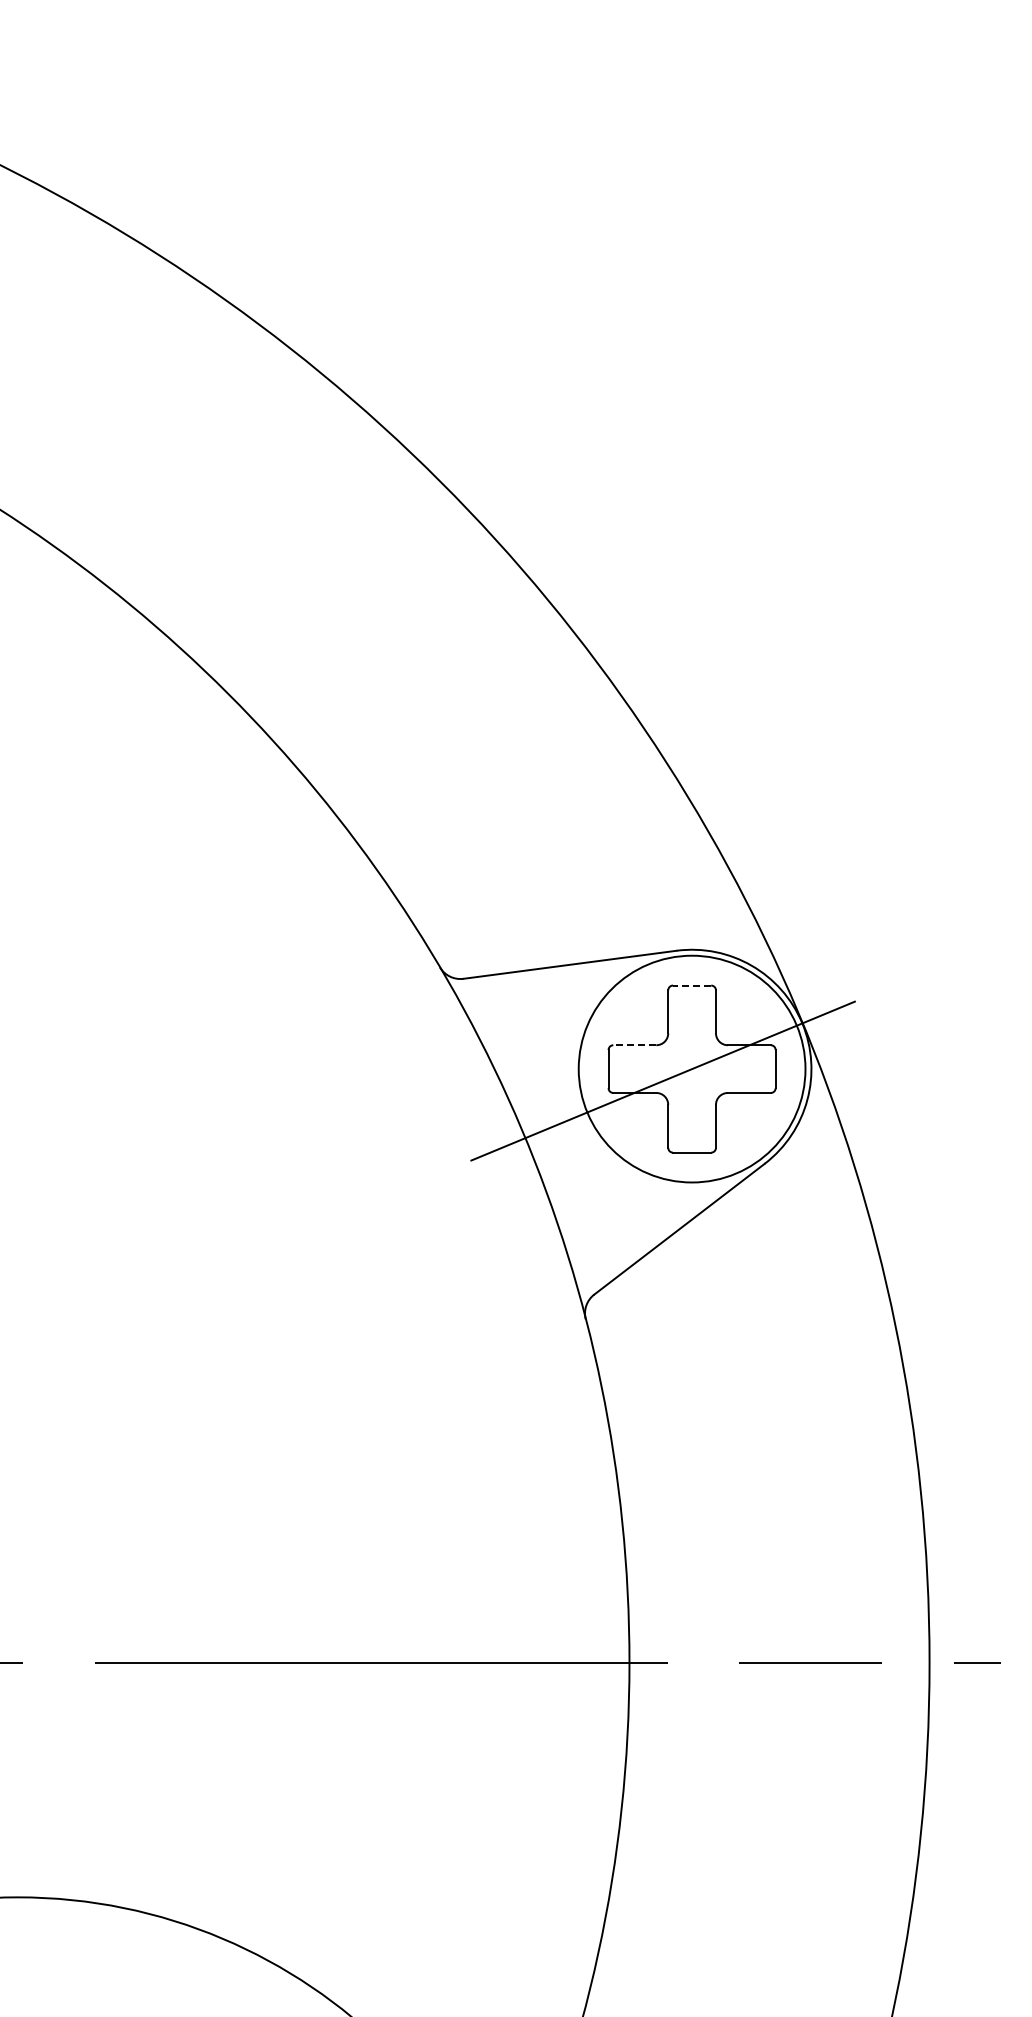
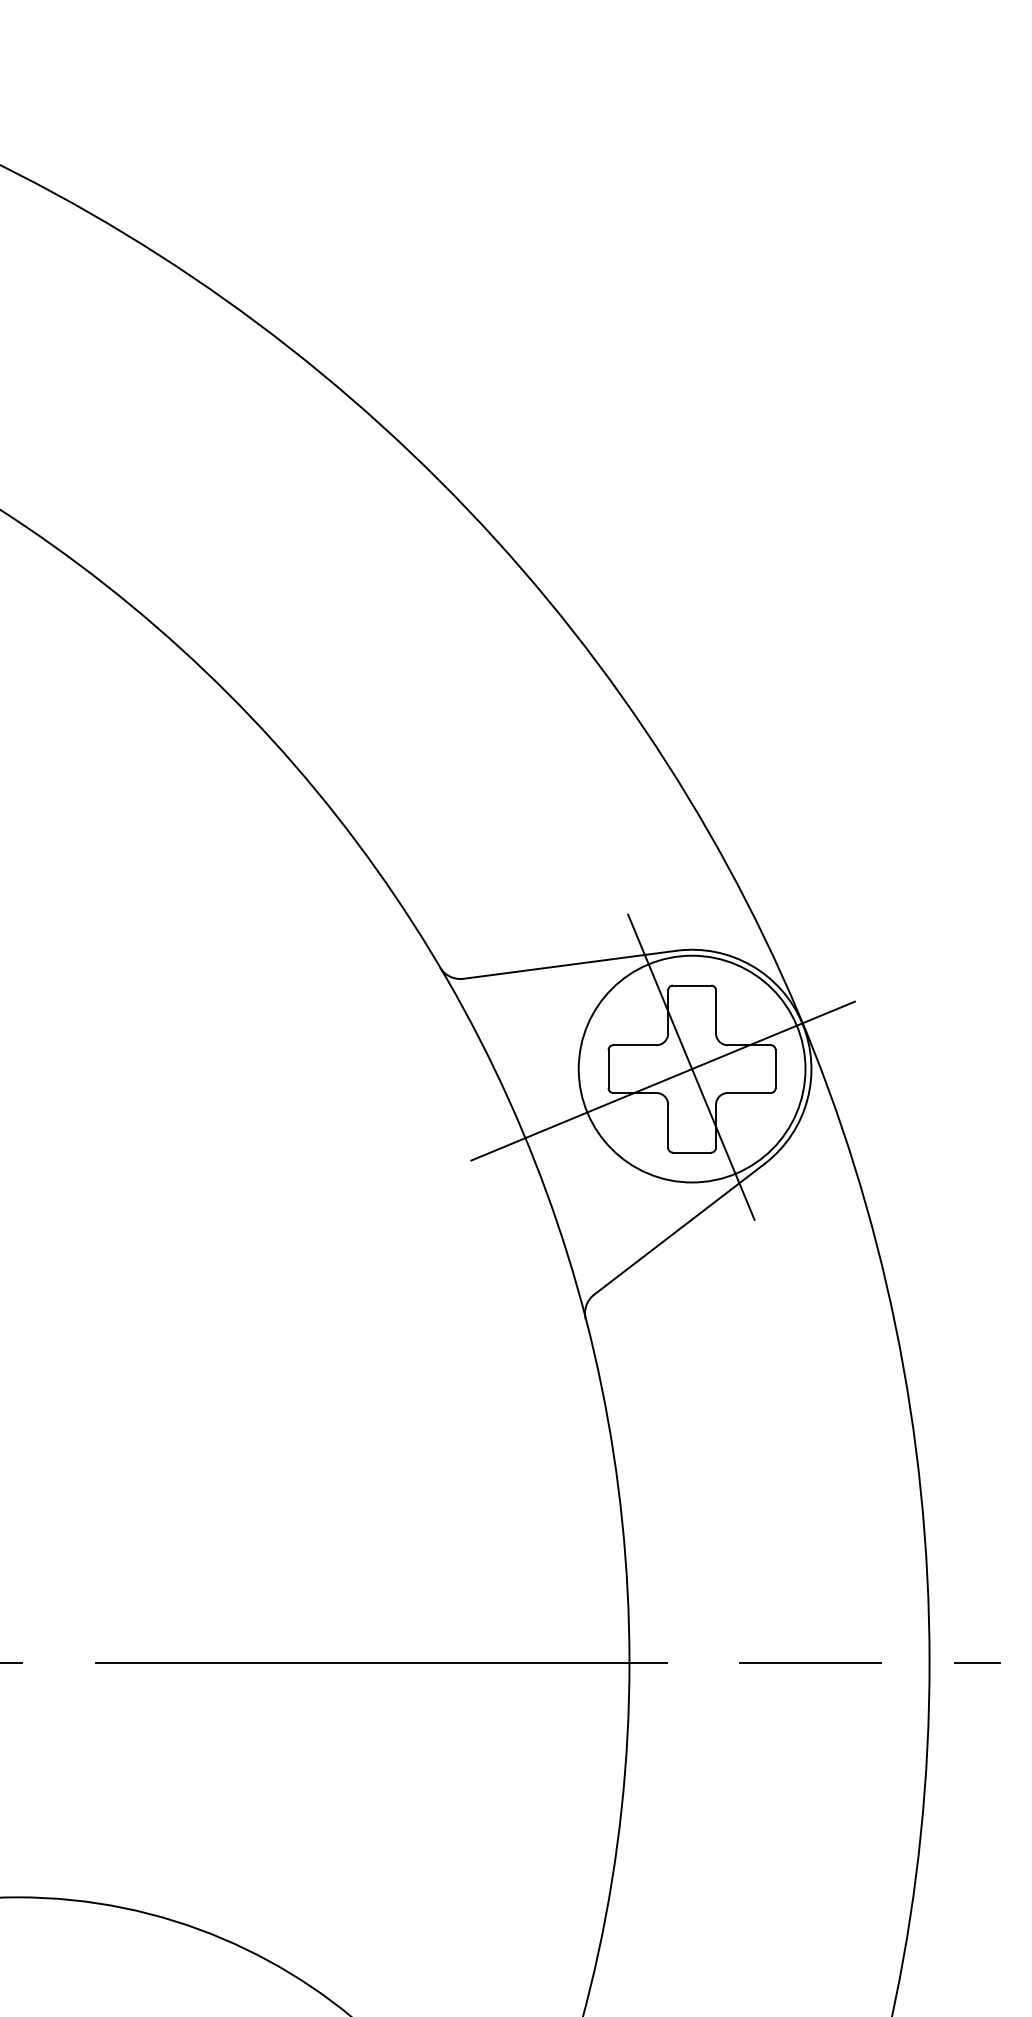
line: dashed -> solid (691, 985)
line: dashed -> solid (634, 1045)
line: none -> present (690, 1066)
